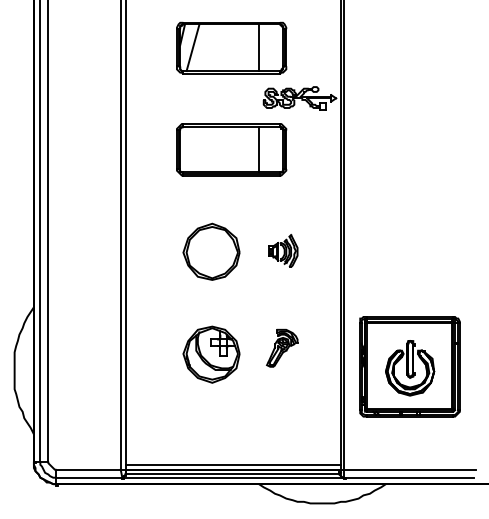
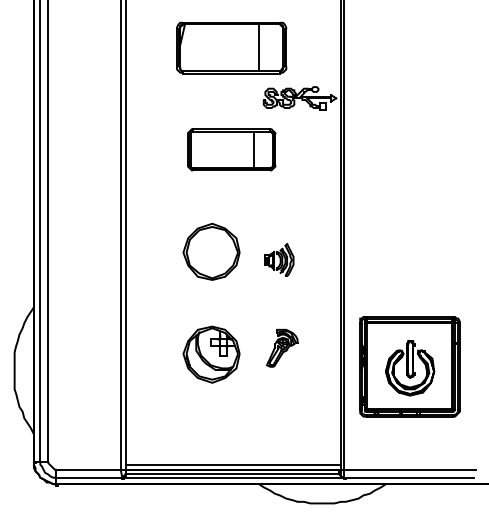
line: present -> none (192, 47)
part size: 112x54 px -> 90x44 px (231, 149)
part position: (283, 250) -> (279, 259) (279, 259)
